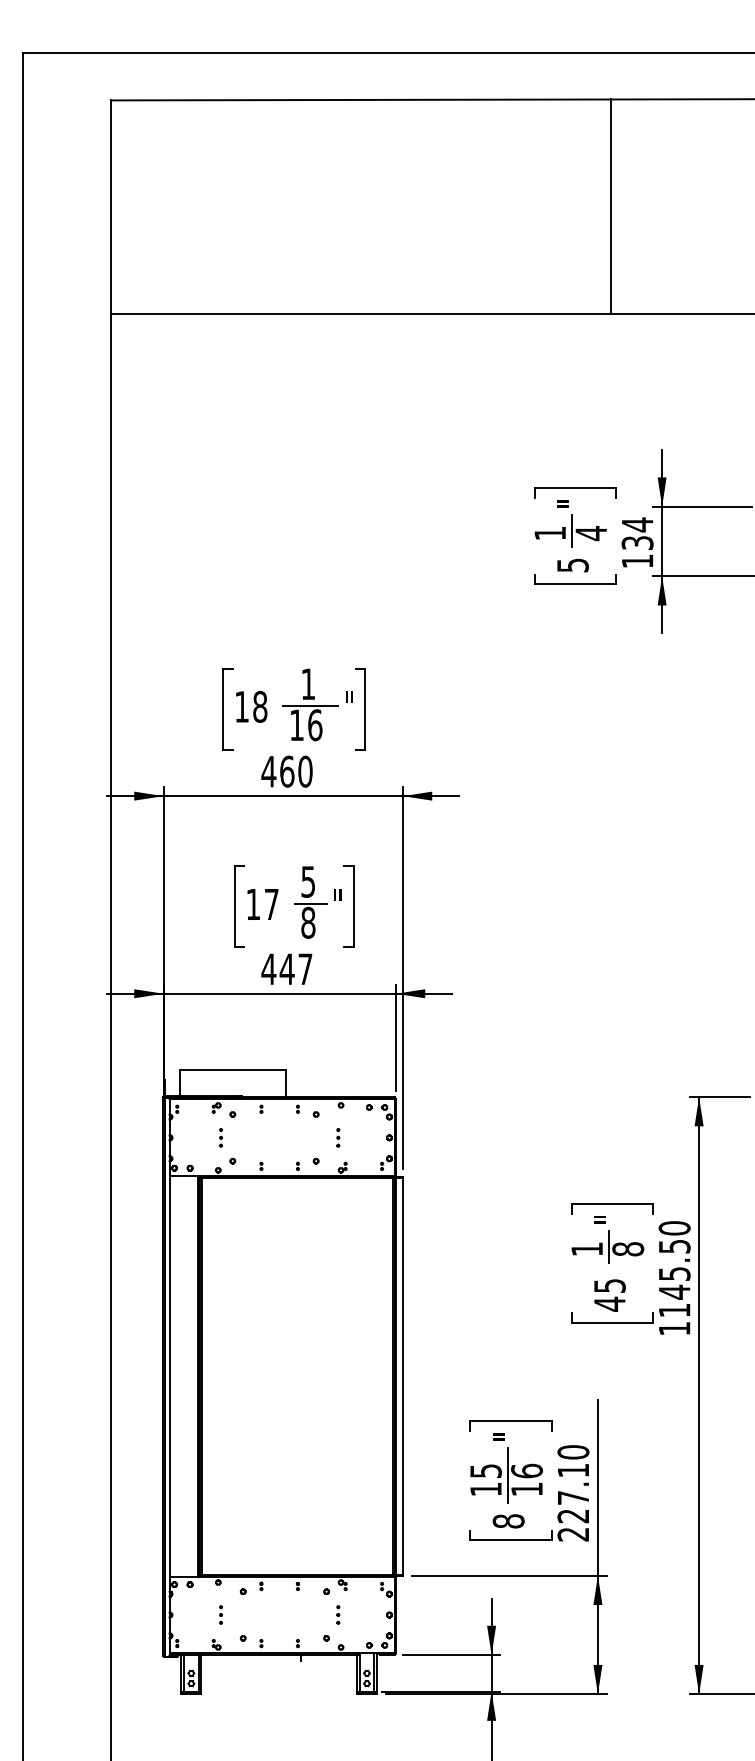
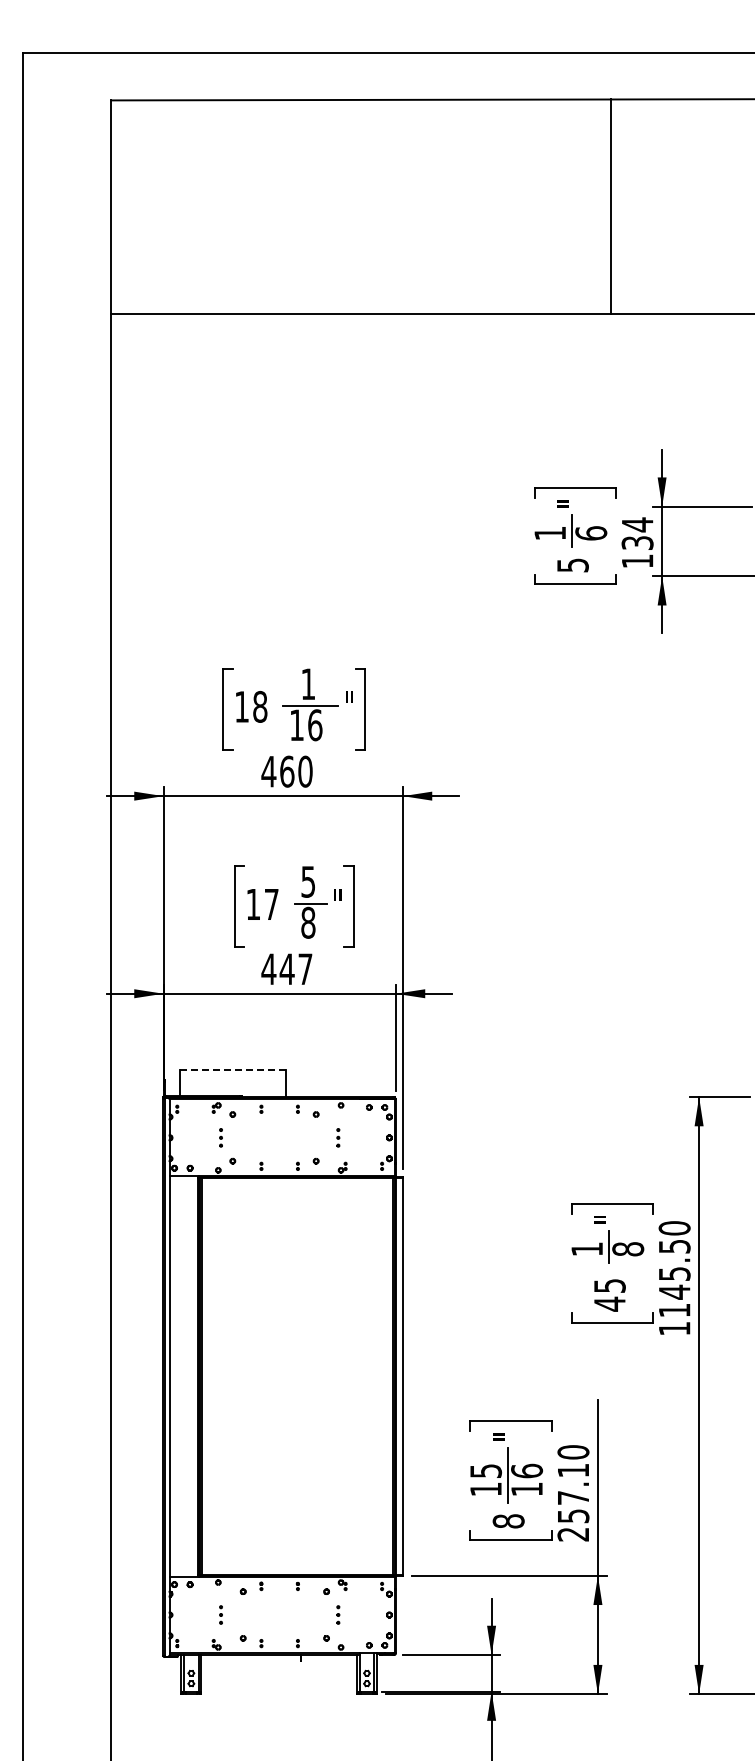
text: 4 -> 6 (591, 533)
line: solid -> dashed (233, 1069)
text: 227.10 -> 257.10 (573, 1516)
